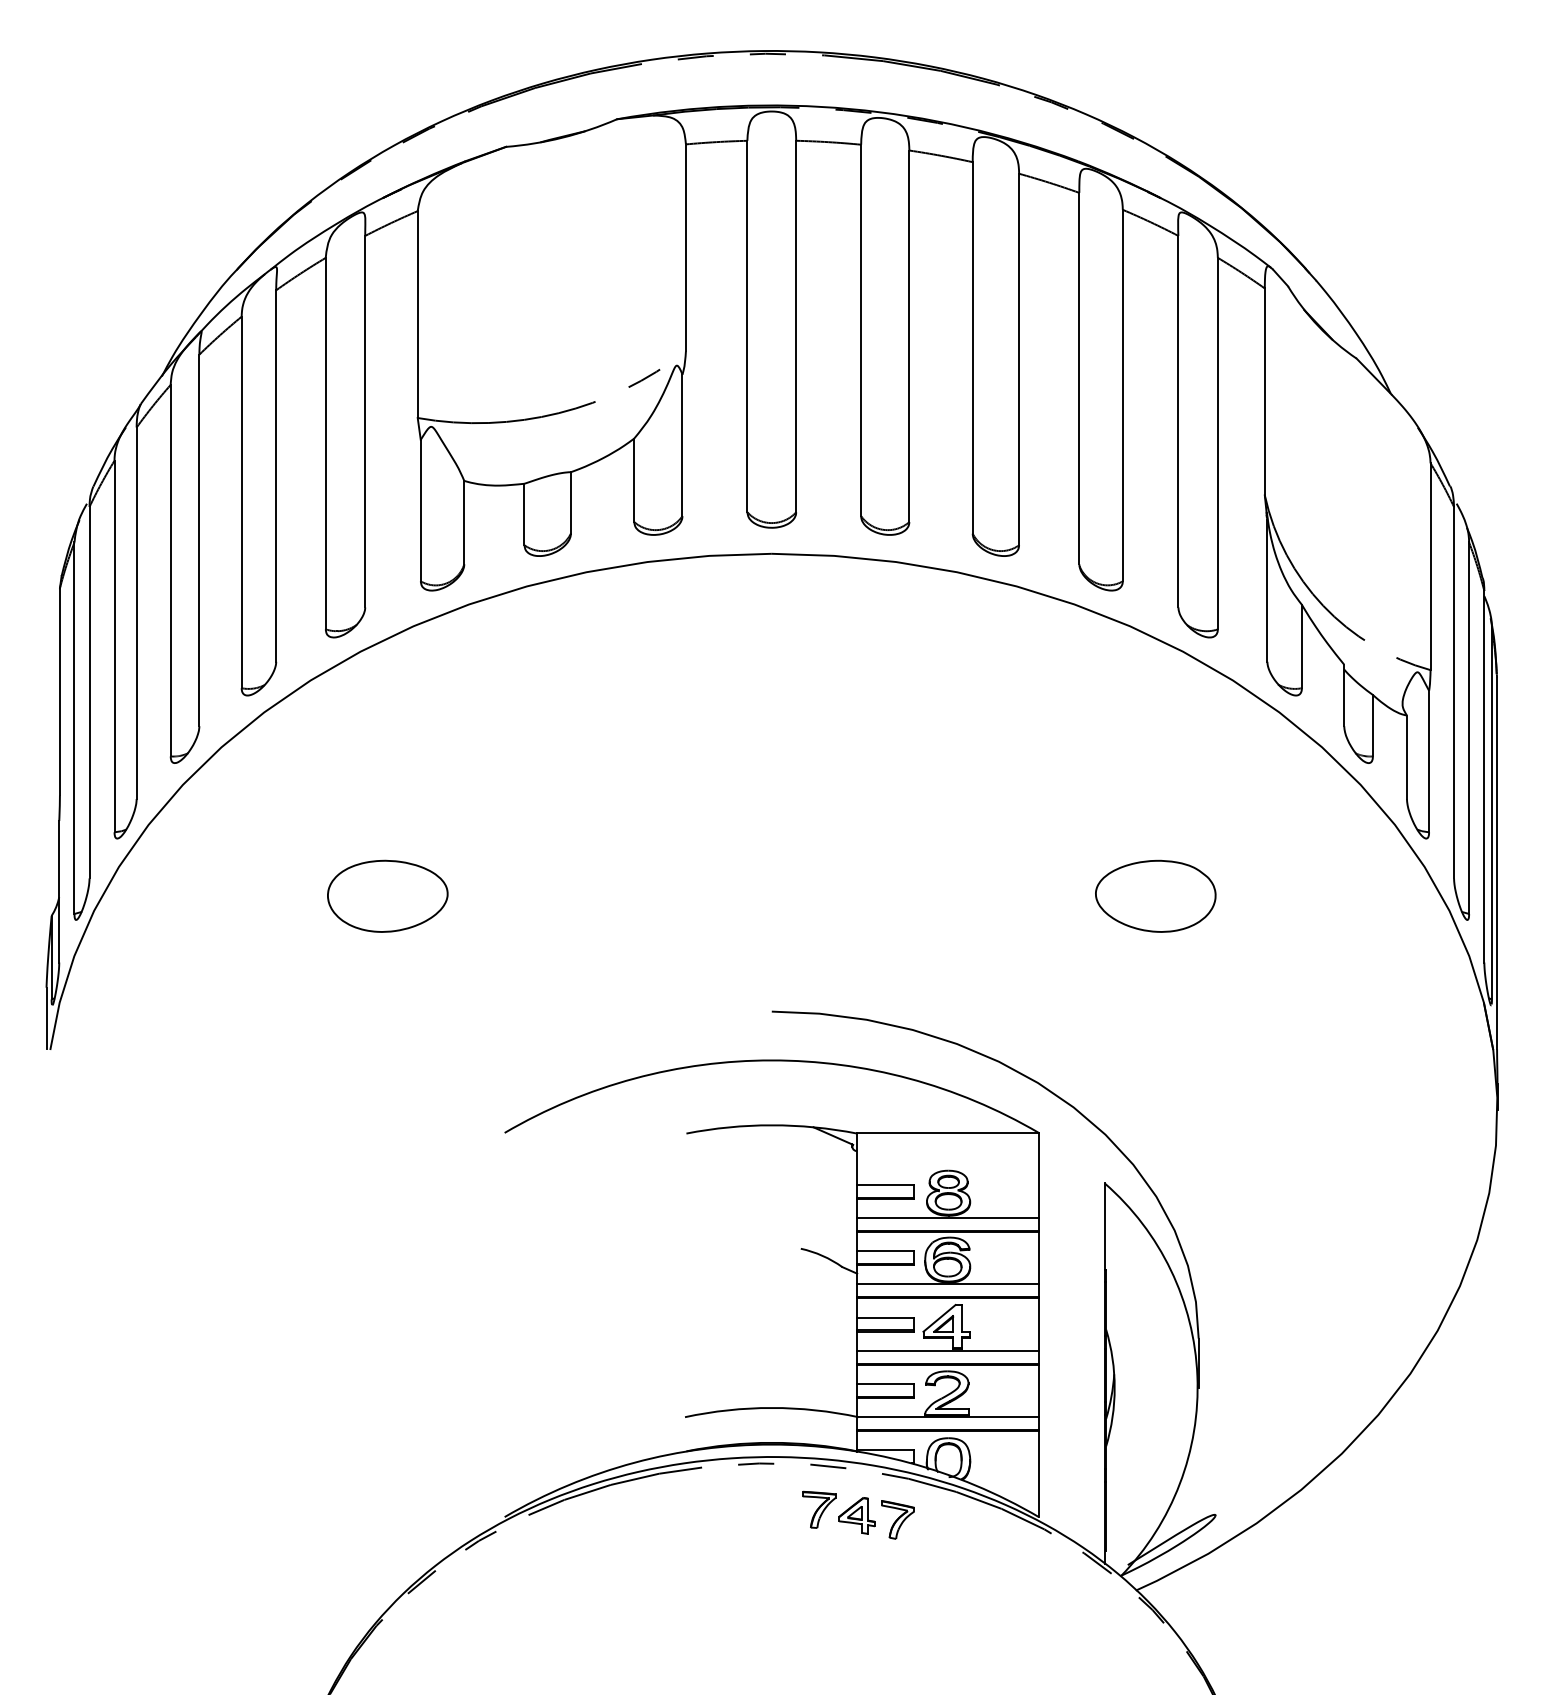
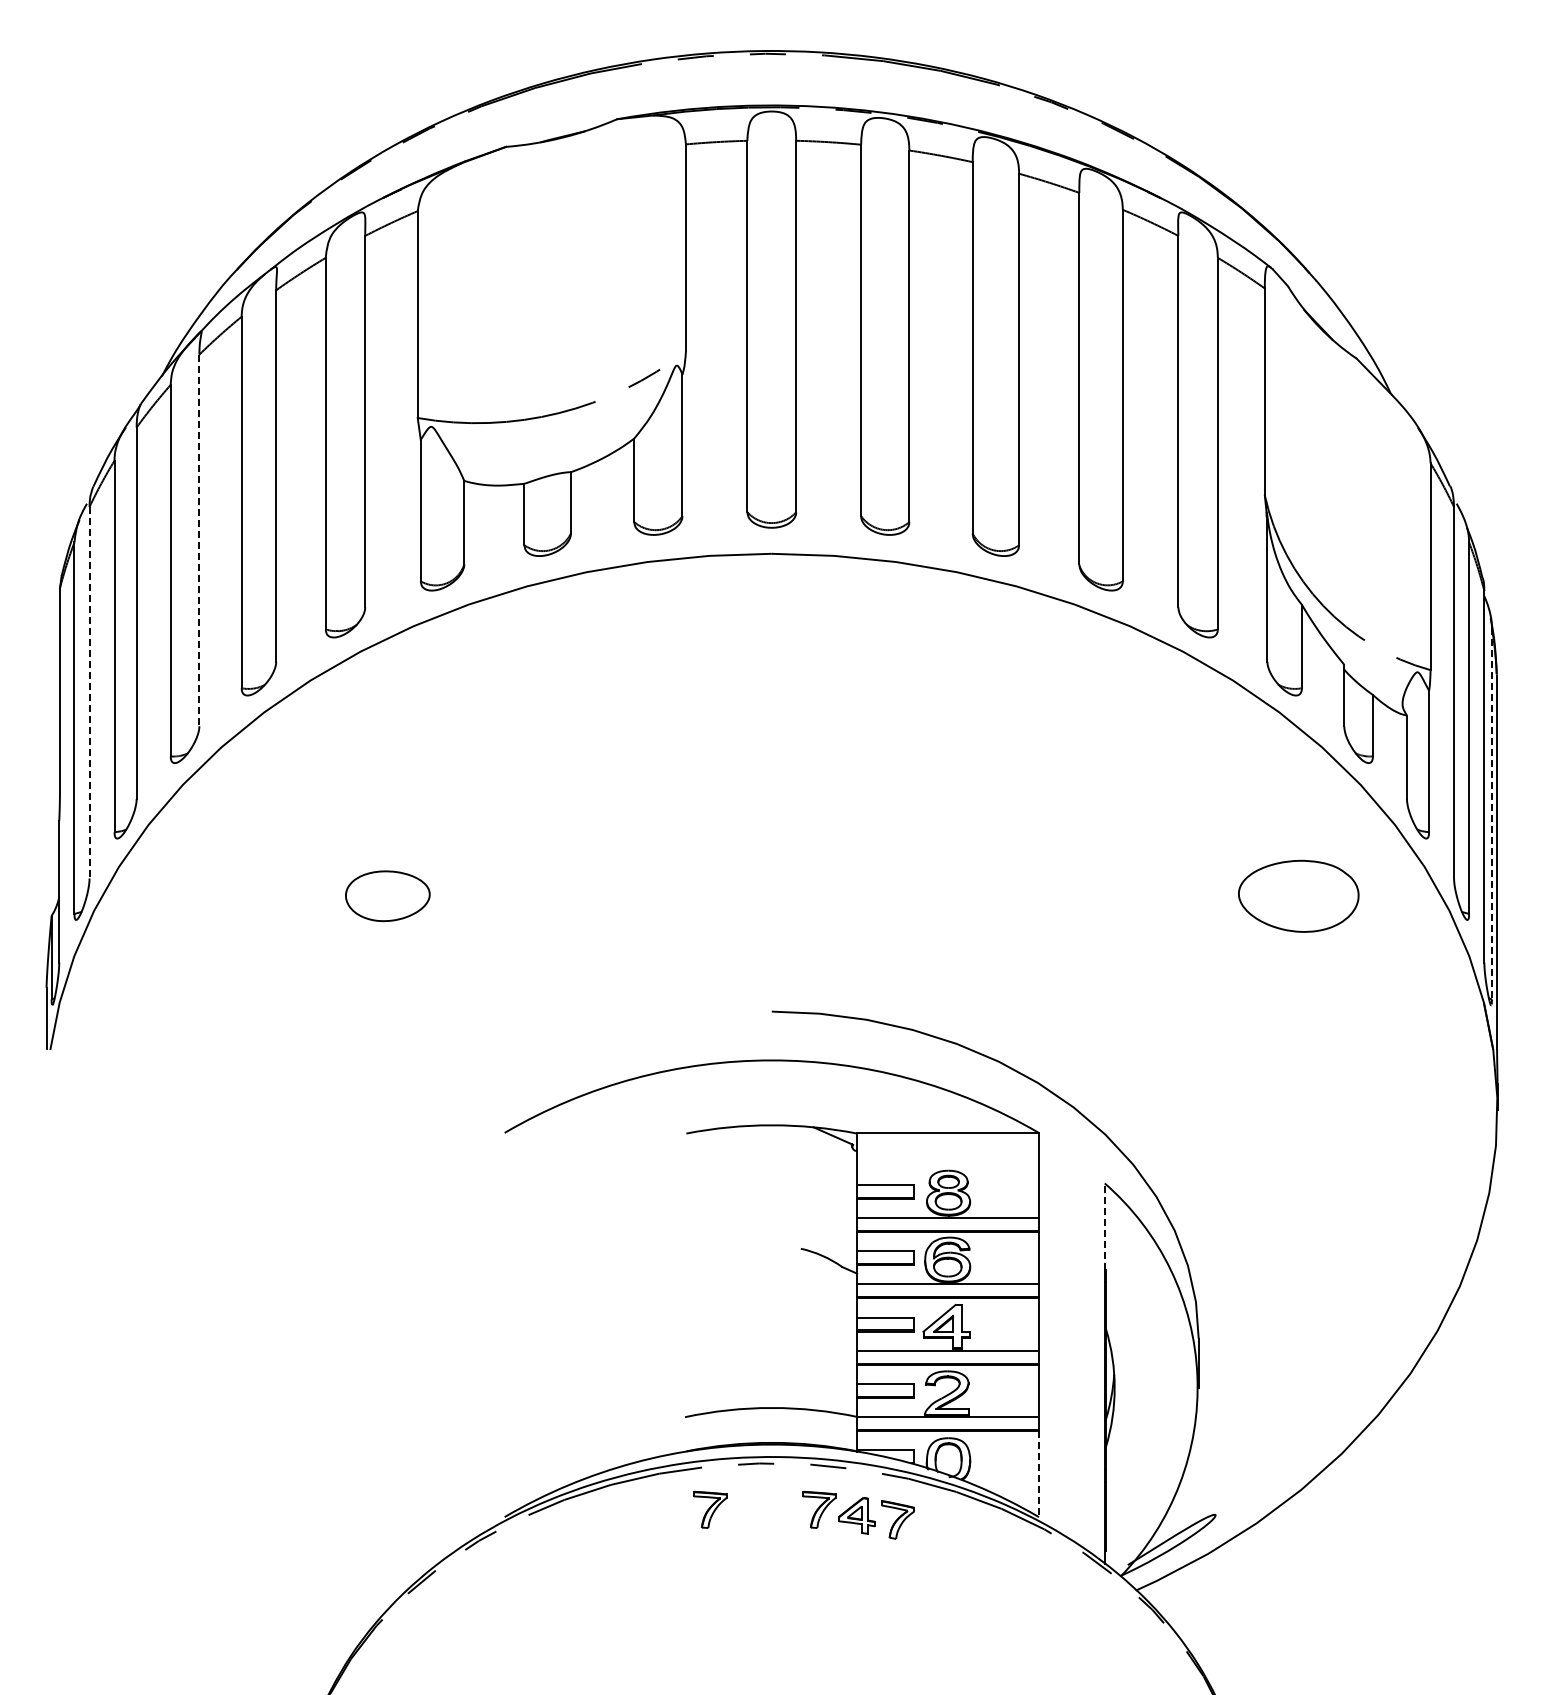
line: solid -> dashed (199, 540)
line: solid -> dashed (89, 692)
line: solid -> dashed (1491, 813)
part size: 122x74 px -> 86x53 px (387, 896)
part position: (1155, 895) -> (1298, 895) (1298, 895)
line: solid -> dashed (1104, 1226)
line: solid -> dashed (1038, 1474)
part: none -> present (710, 1509)
